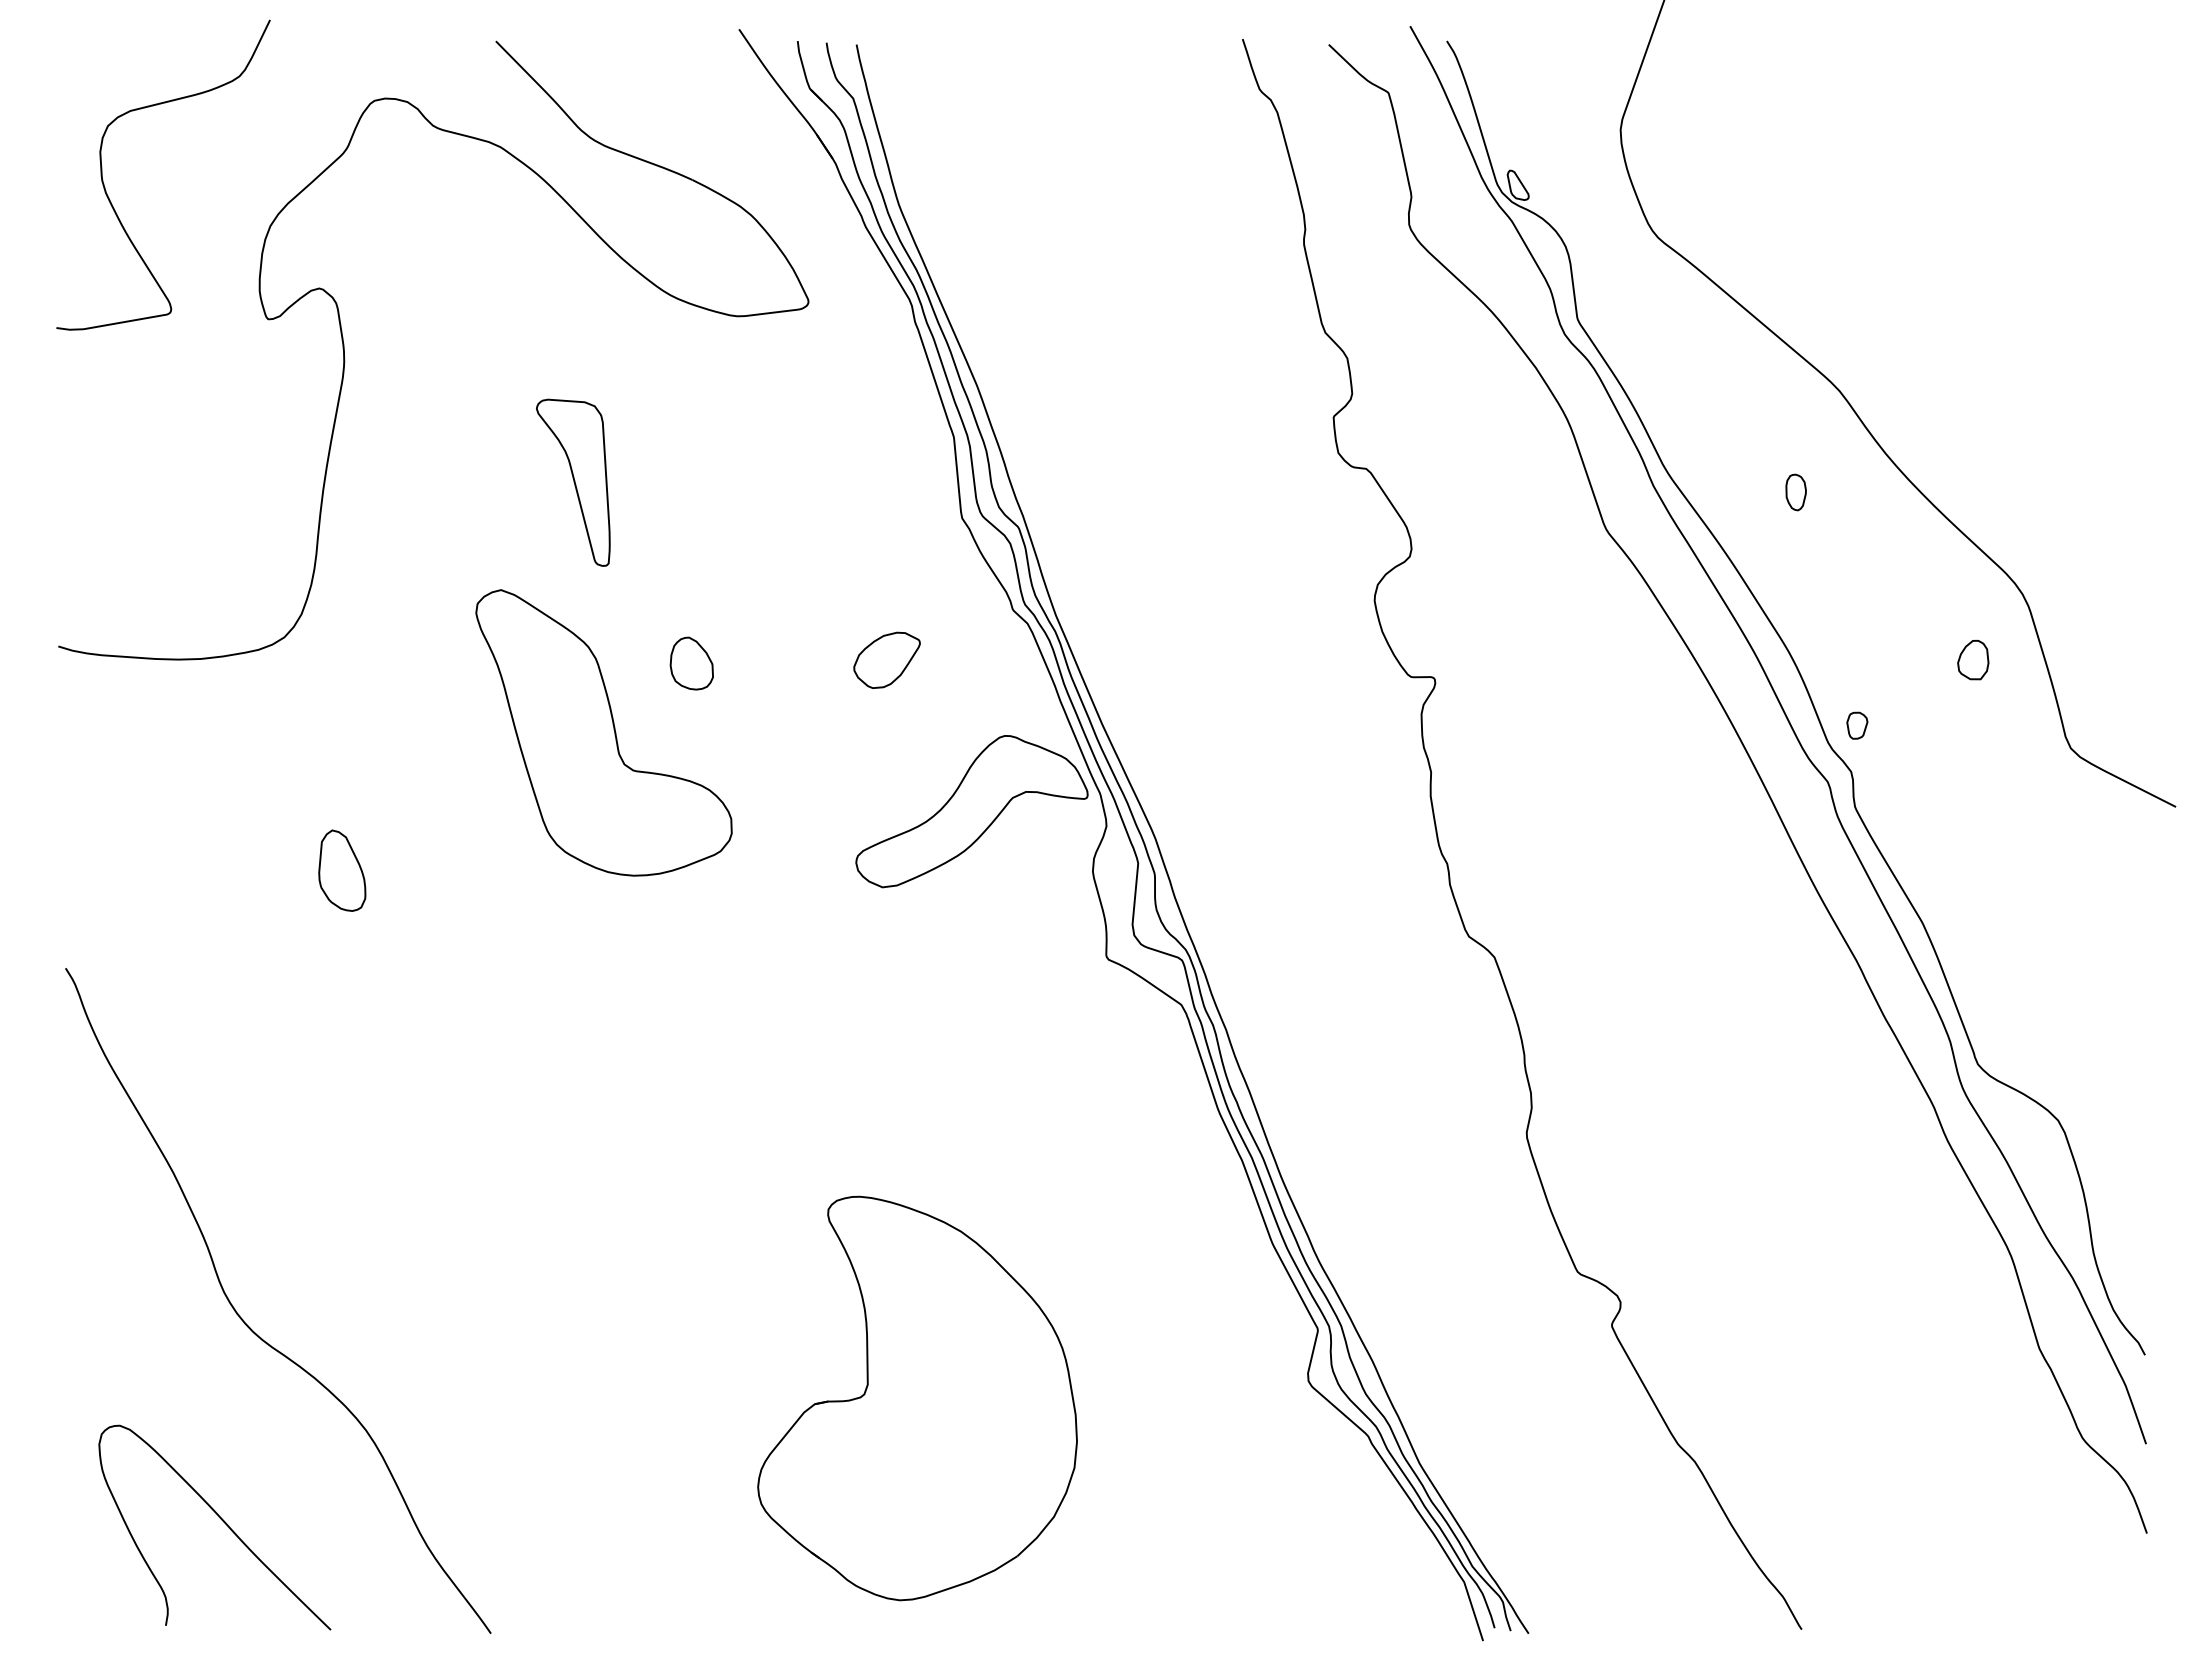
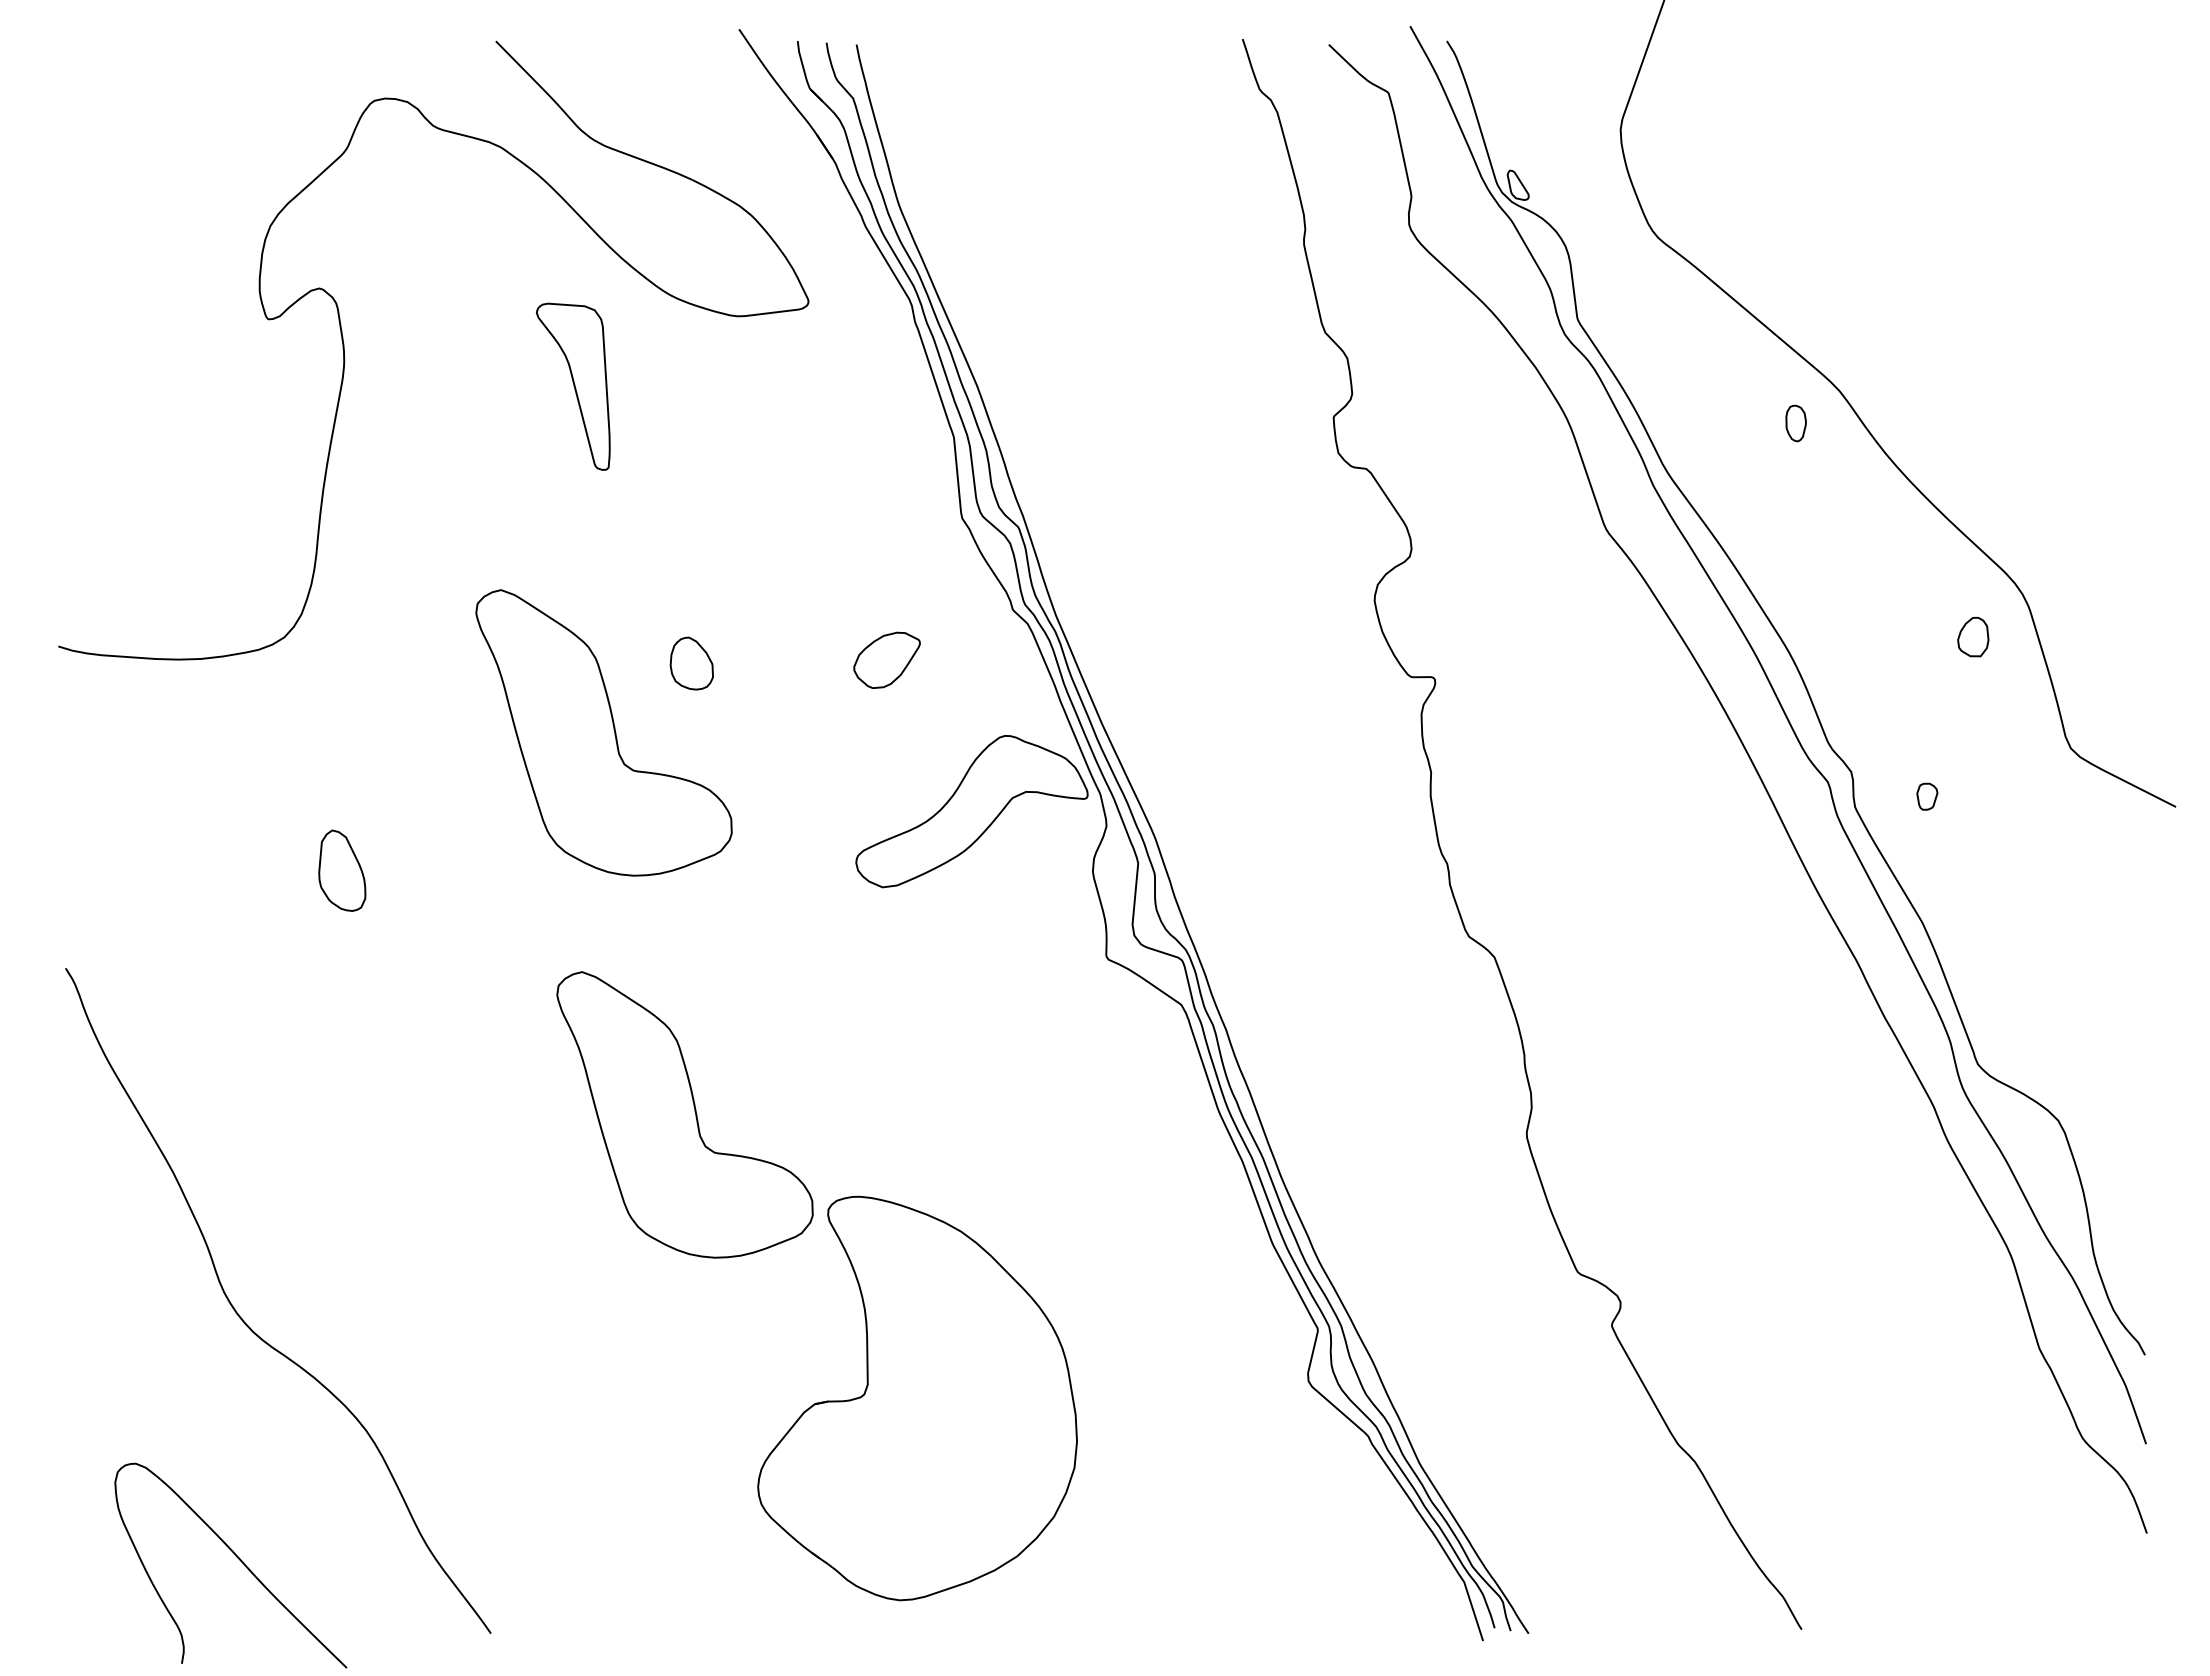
curve: present -> none (110, 199)
part position: (573, 482) -> (573, 386) (573, 386)
part position: (1795, 492) -> (1795, 423) (1795, 423)
part position: (1973, 659) -> (1973, 636) (1973, 636)
part position: (1857, 725) -> (1927, 796) (1927, 796)
part: none -> present (684, 1114)
curve position: (221, 1520) -> (237, 1558) (237, 1558)
